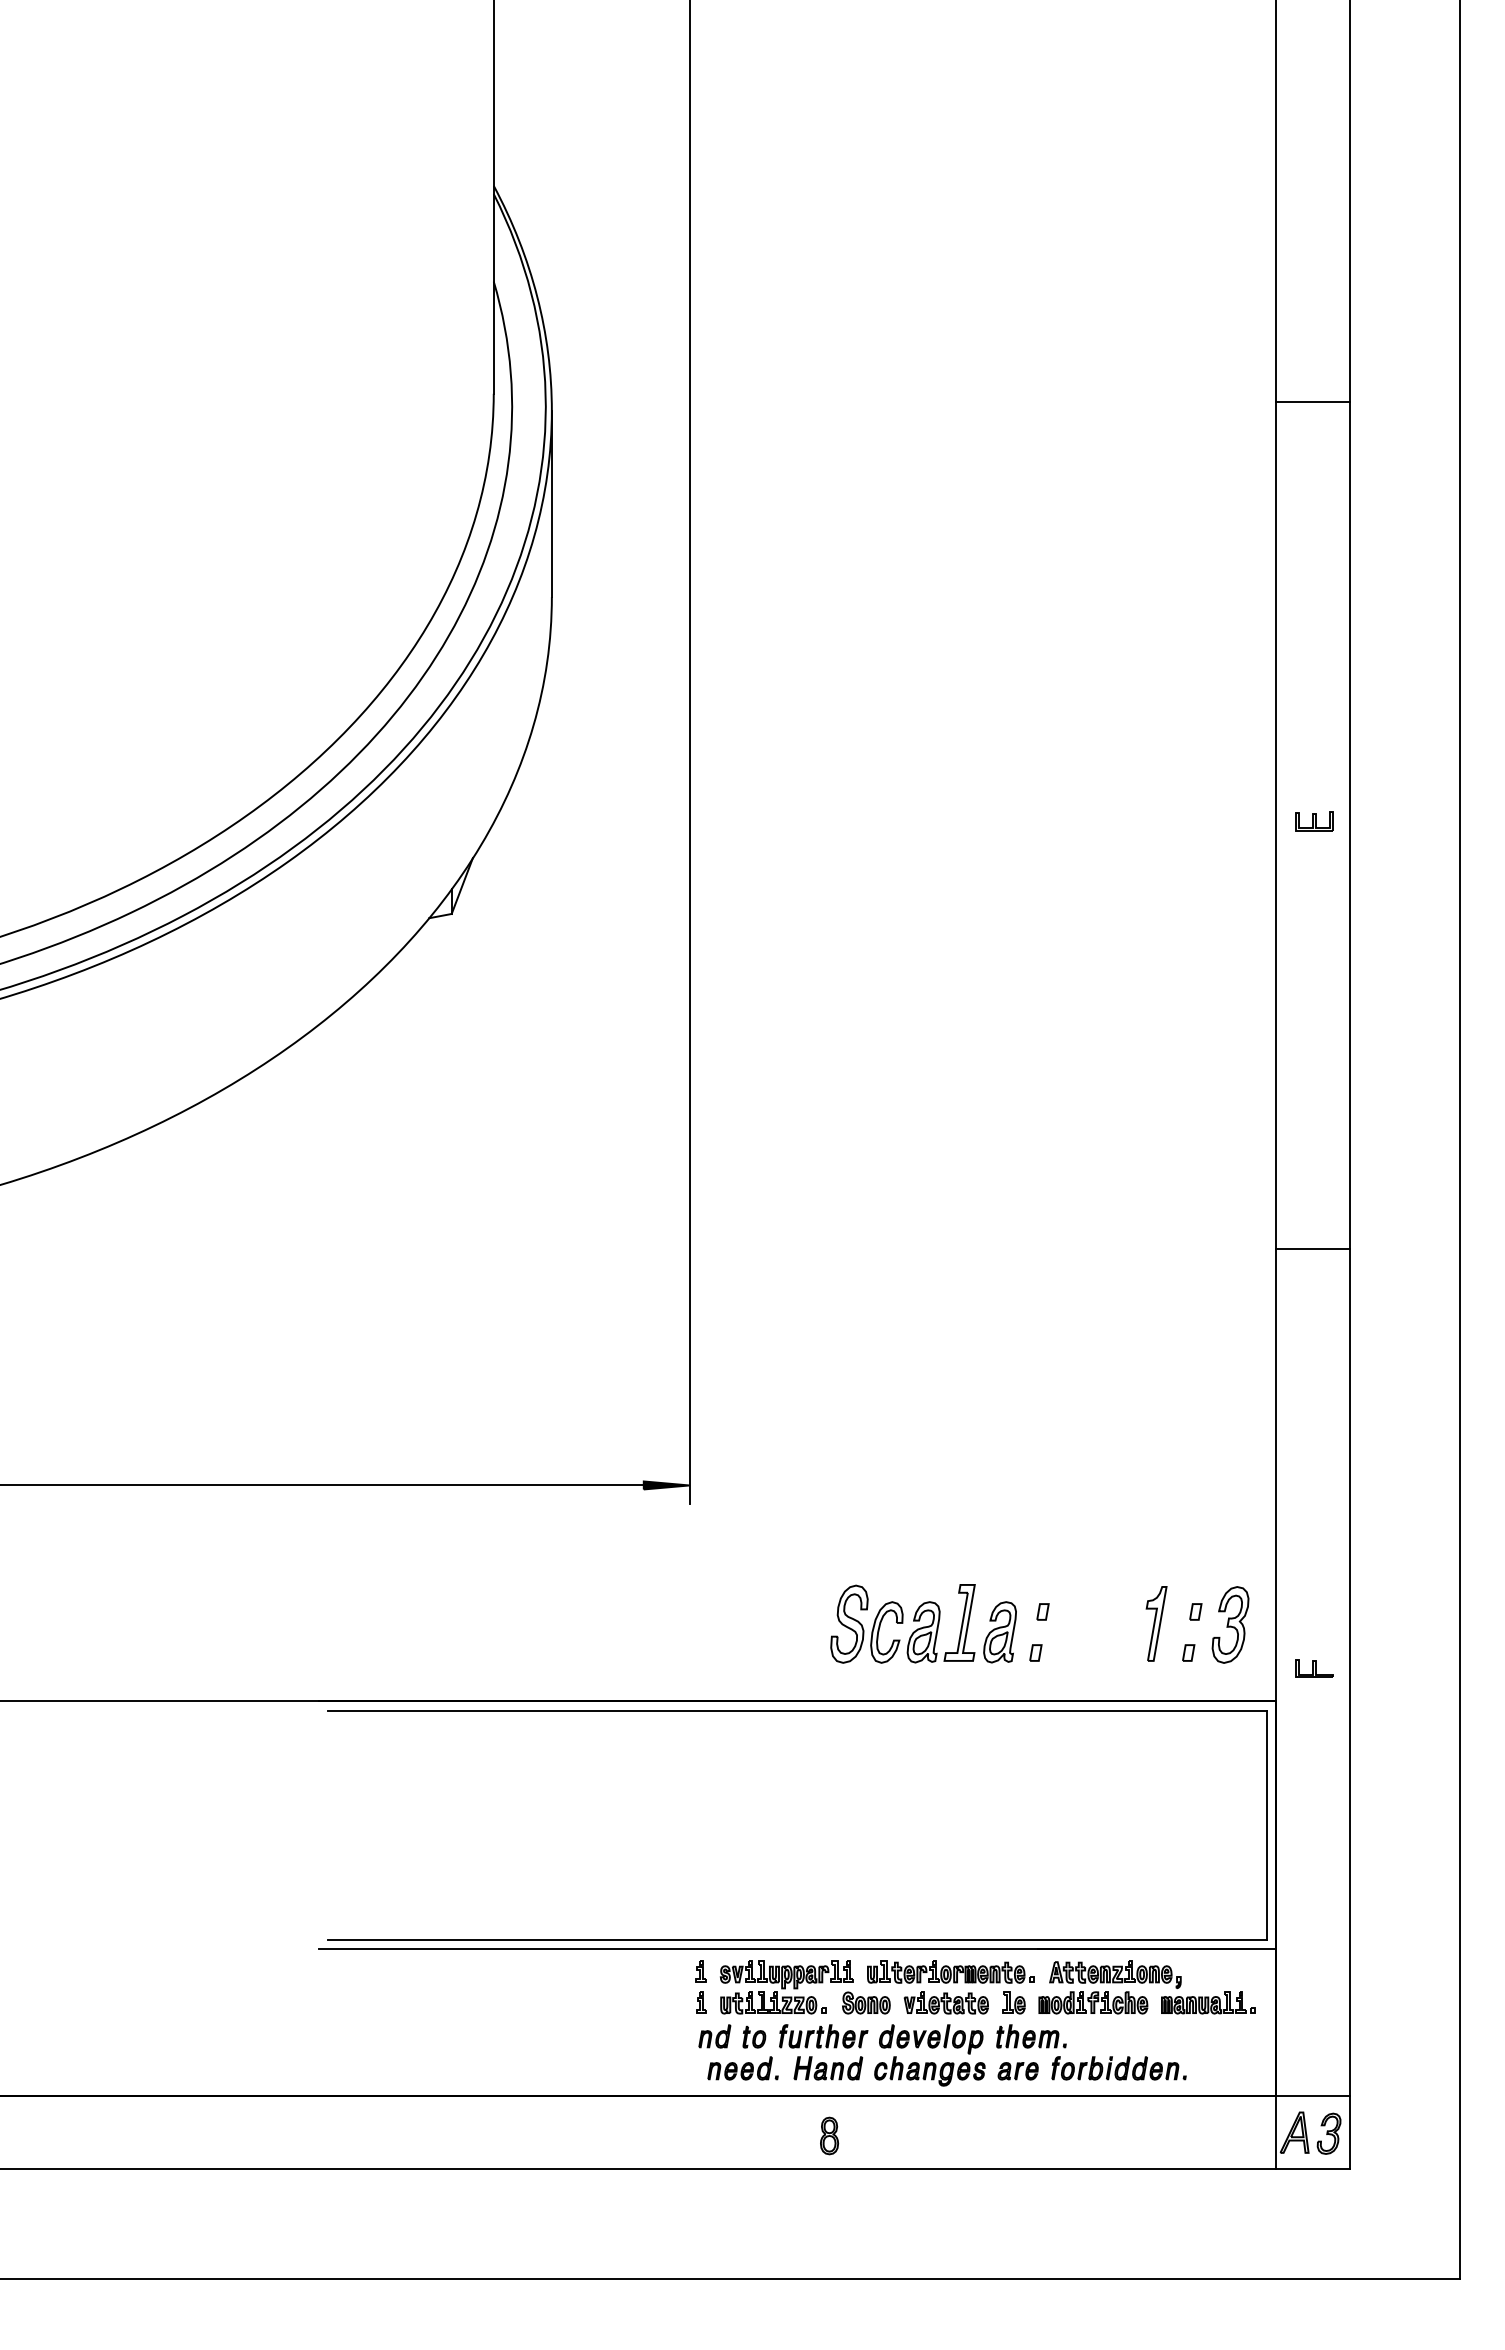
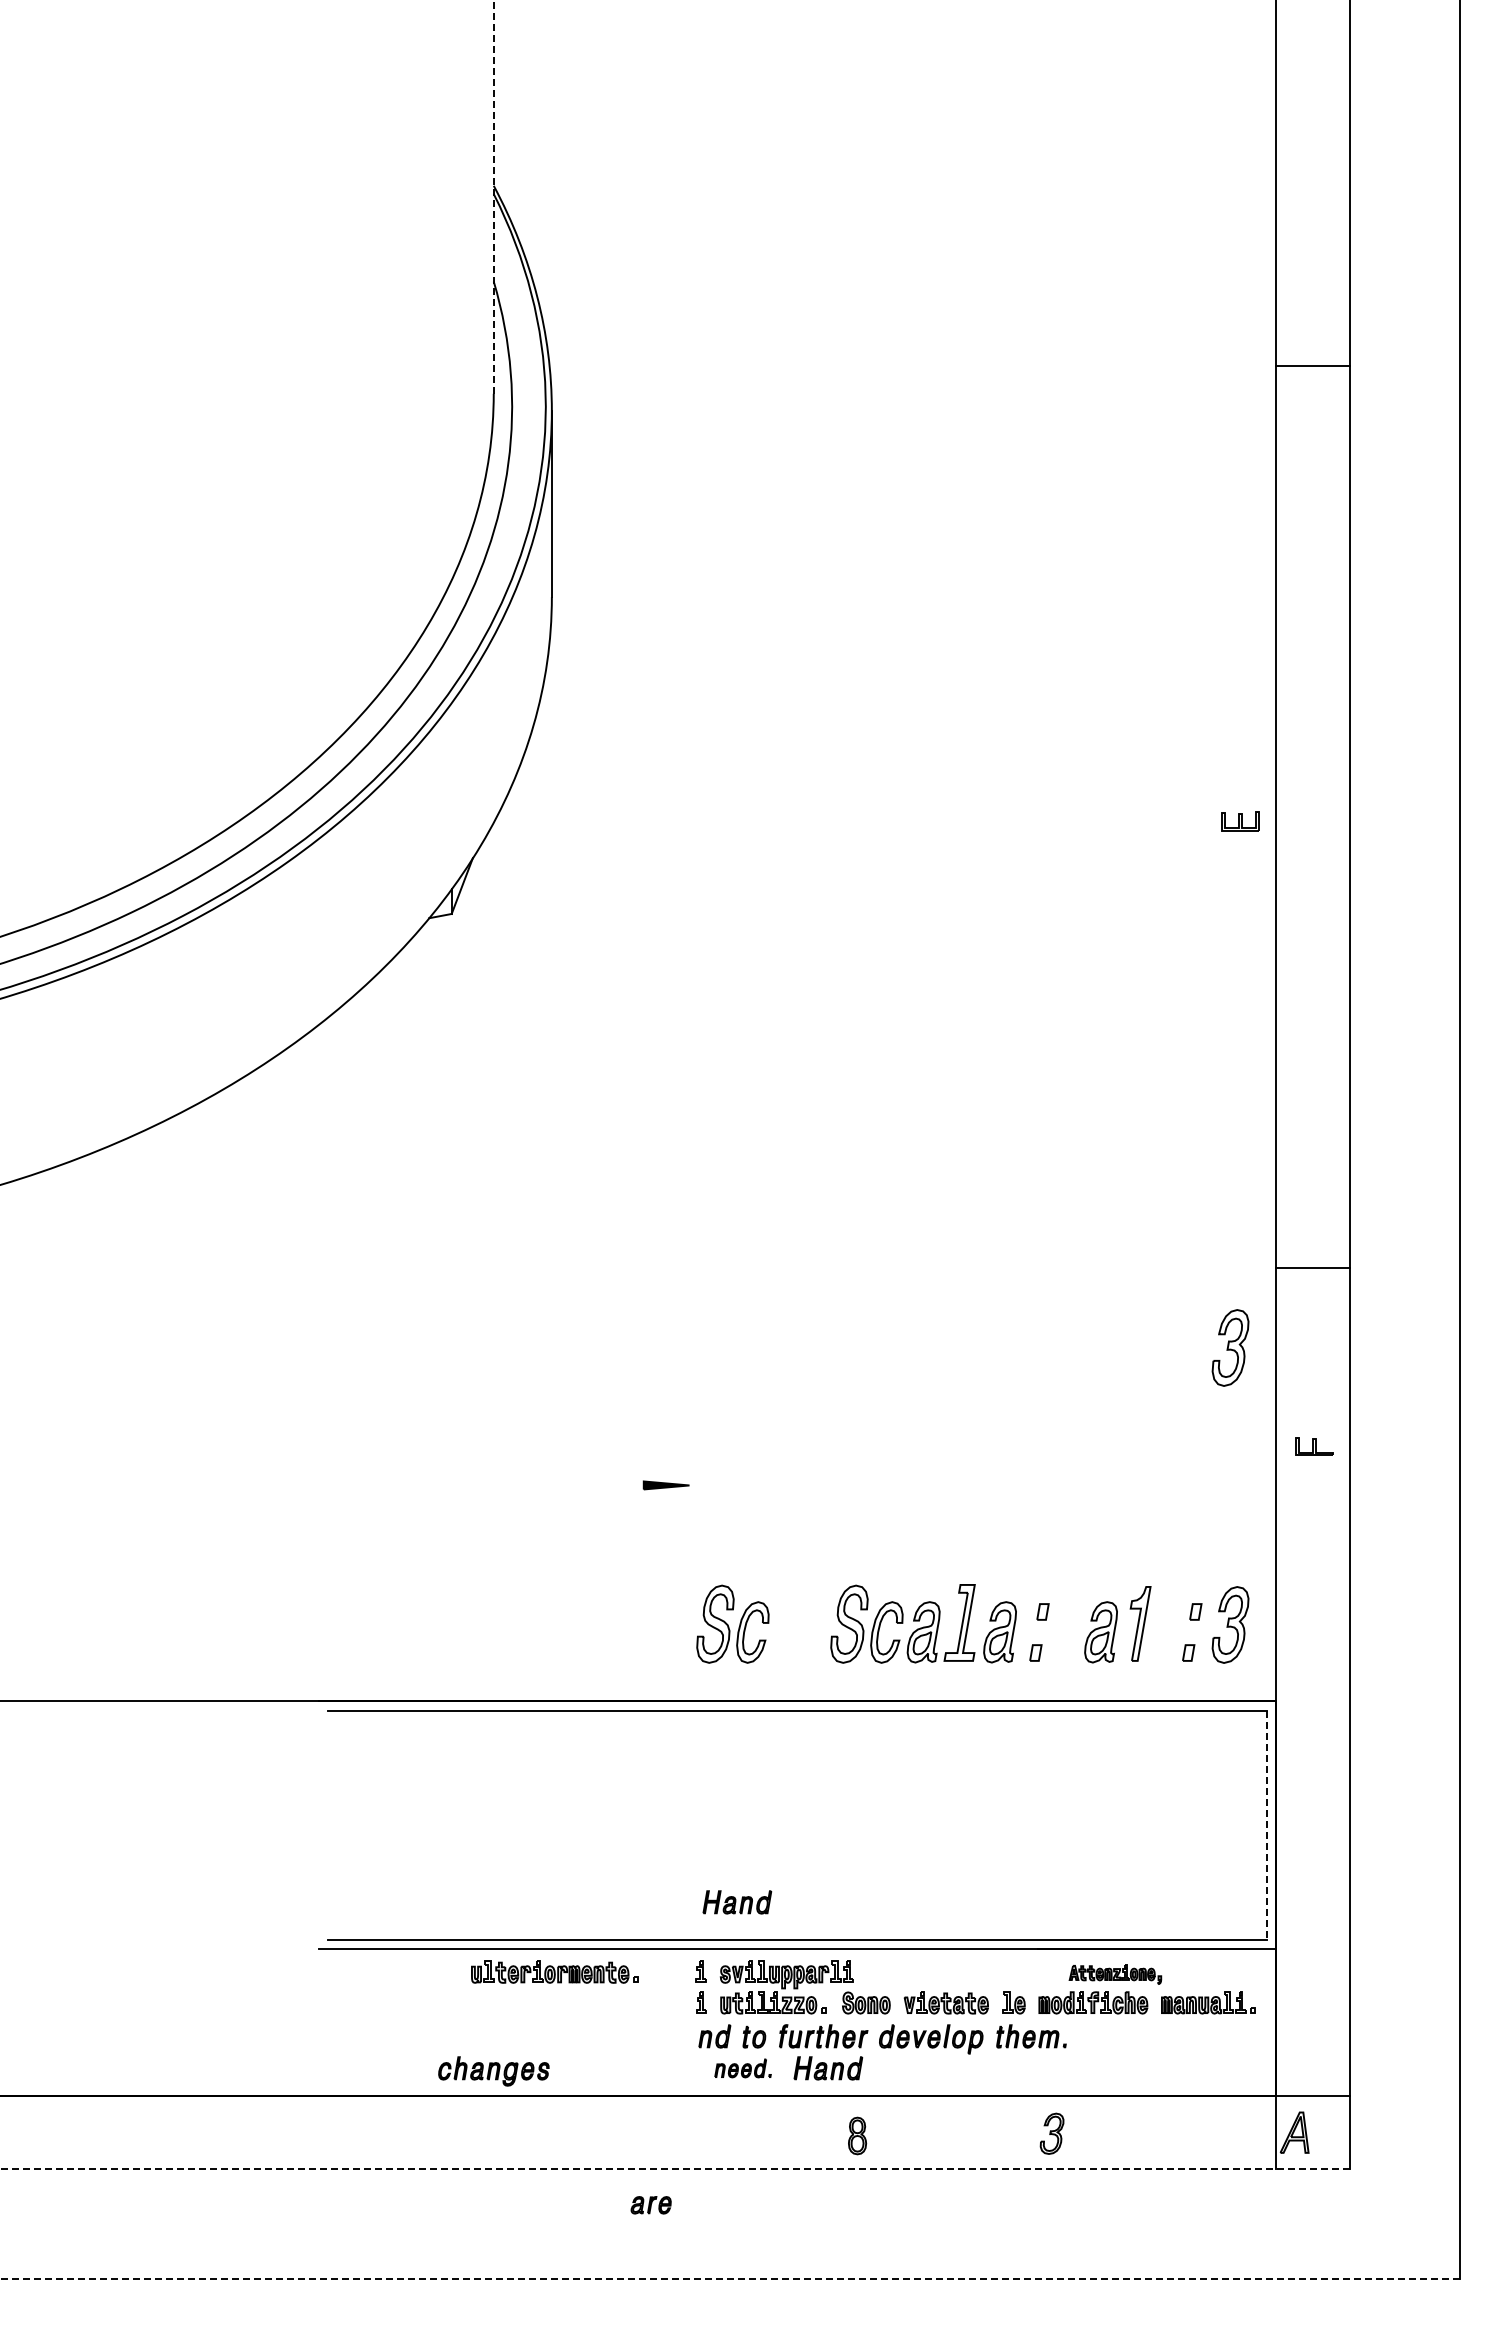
line: solid -> dashed (493, 196)
line position: (1312, 401) -> (1312, 365) (1312, 365)
line: present -> none (689, 752)
part position: (1314, 821) -> (1240, 821) (1240, 821)
line position: (1312, 1248) -> (1312, 1267) (1312, 1267)
part: none -> present (1230, 1347)
line: present -> none (322, 1485)
part: none -> present (732, 1623)
part position: (1156, 1623) -> (1140, 1623) (1140, 1623)
part: none -> present (1100, 1632)
part position: (1314, 1668) -> (1314, 1446) (1314, 1446)
line: solid -> dashed (1267, 1825)
part: none -> present (737, 1902)
part position: (950, 1971) -> (554, 1971) (554, 1971)
part size: 133x29 px -> 95x21 px (1115, 1974)
part size: 72x25 px -> 58x21 px (742, 2068)
part: present -> none (1118, 2068)
part position: (929, 2071) -> (493, 2071) (493, 2071)
part position: (1017, 2071) -> (650, 2205) (650, 2205)
part position: (1328, 2133) -> (1051, 2133) (1051, 2133)
part position: (829, 2135) -> (857, 2135) (857, 2135)
line: solid -> dashed (675, 2169)
line: solid -> dashed (730, 2279)
